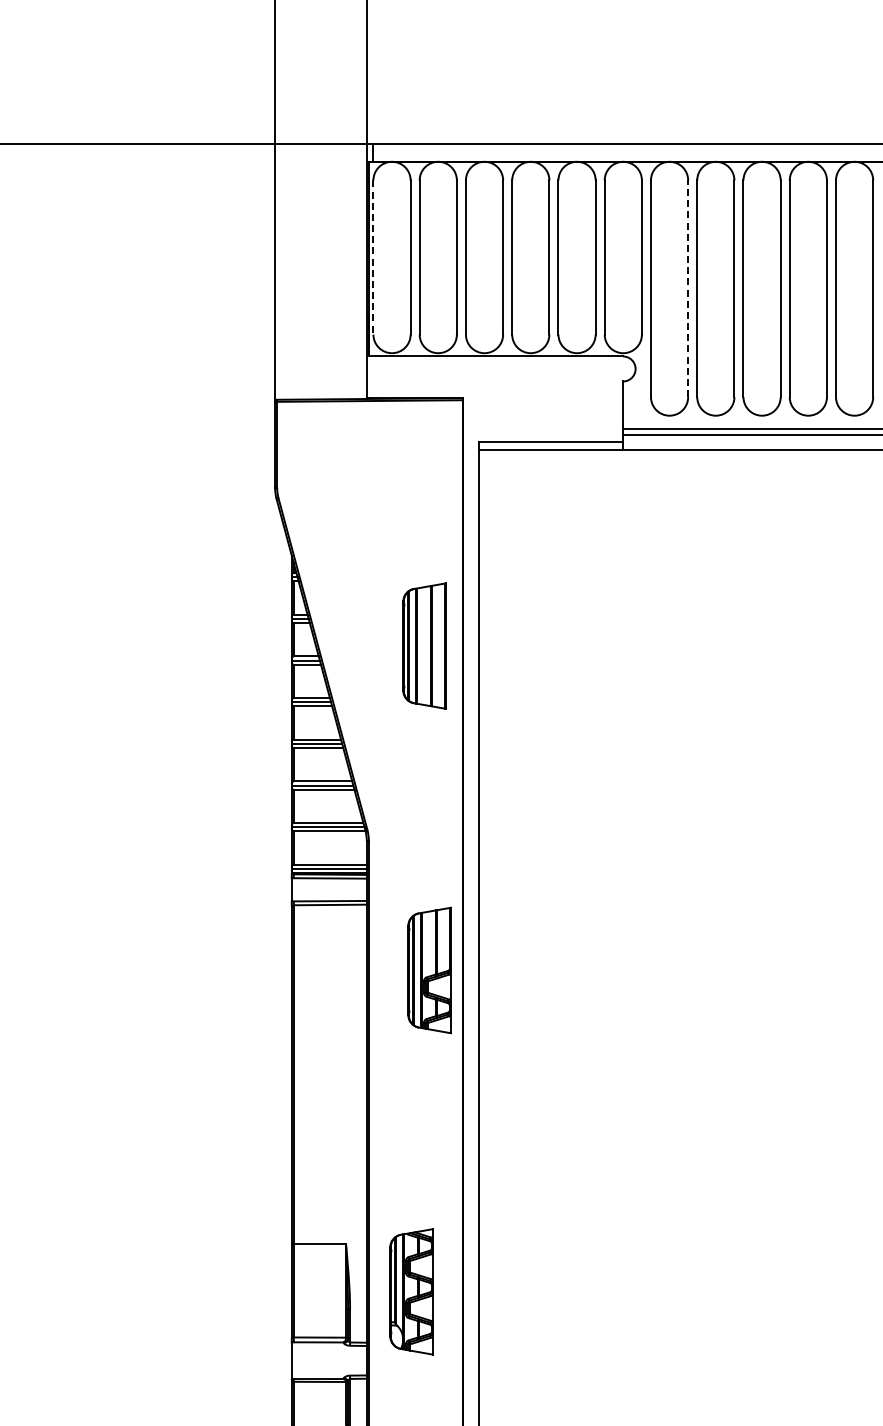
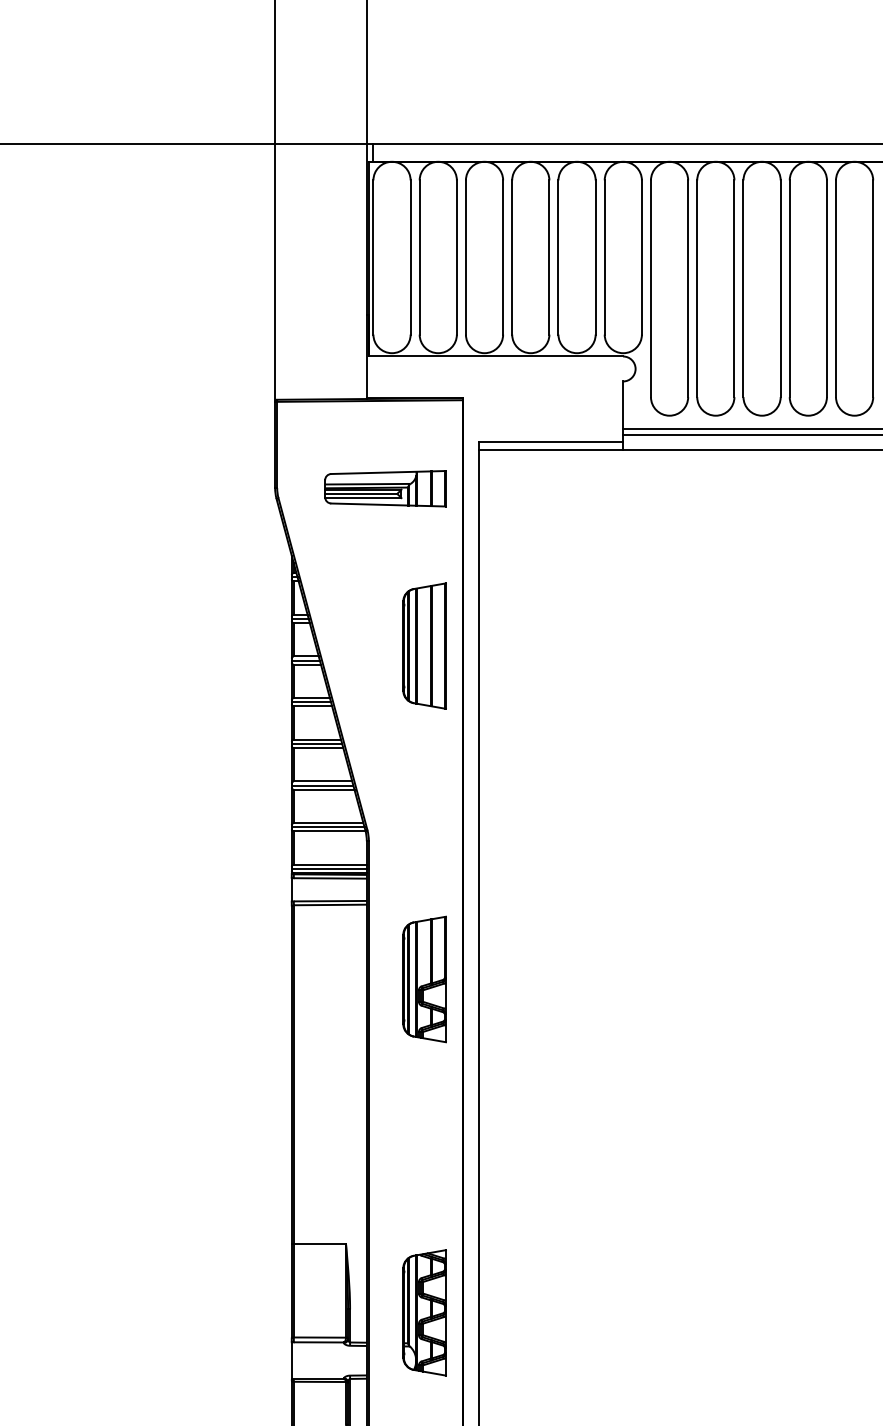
line: dashed -> solid (373, 258)
line: dashed -> solid (688, 288)
part: none -> present (385, 488)
part position: (429, 970) -> (424, 979) (424, 979)
part position: (411, 1291) -> (424, 1312) (424, 1312)
